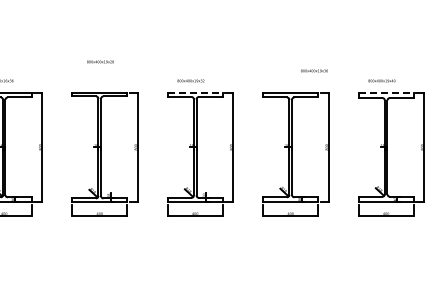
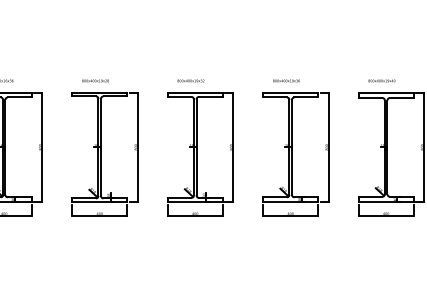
text position: (100, 61) -> (95, 80) (95, 80)
text position: (314, 70) -> (286, 80) (286, 80)
line: dashed -> solid (195, 92)
line: dashed -> solid (386, 92)
